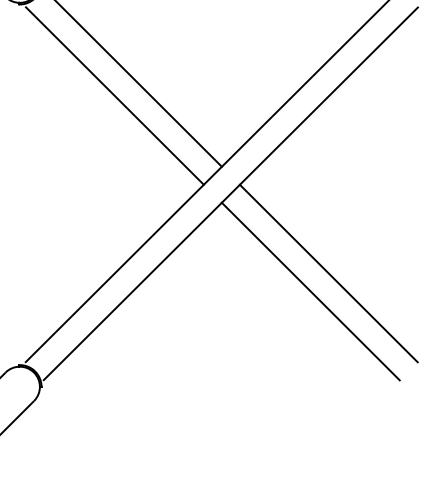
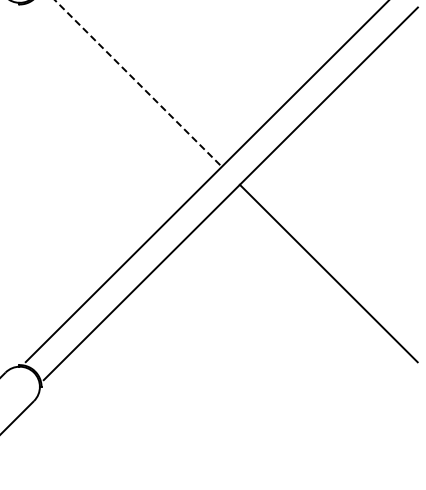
line: solid -> dashed (138, 83)
line: present -> none (114, 95)
line: present -> none (310, 291)
